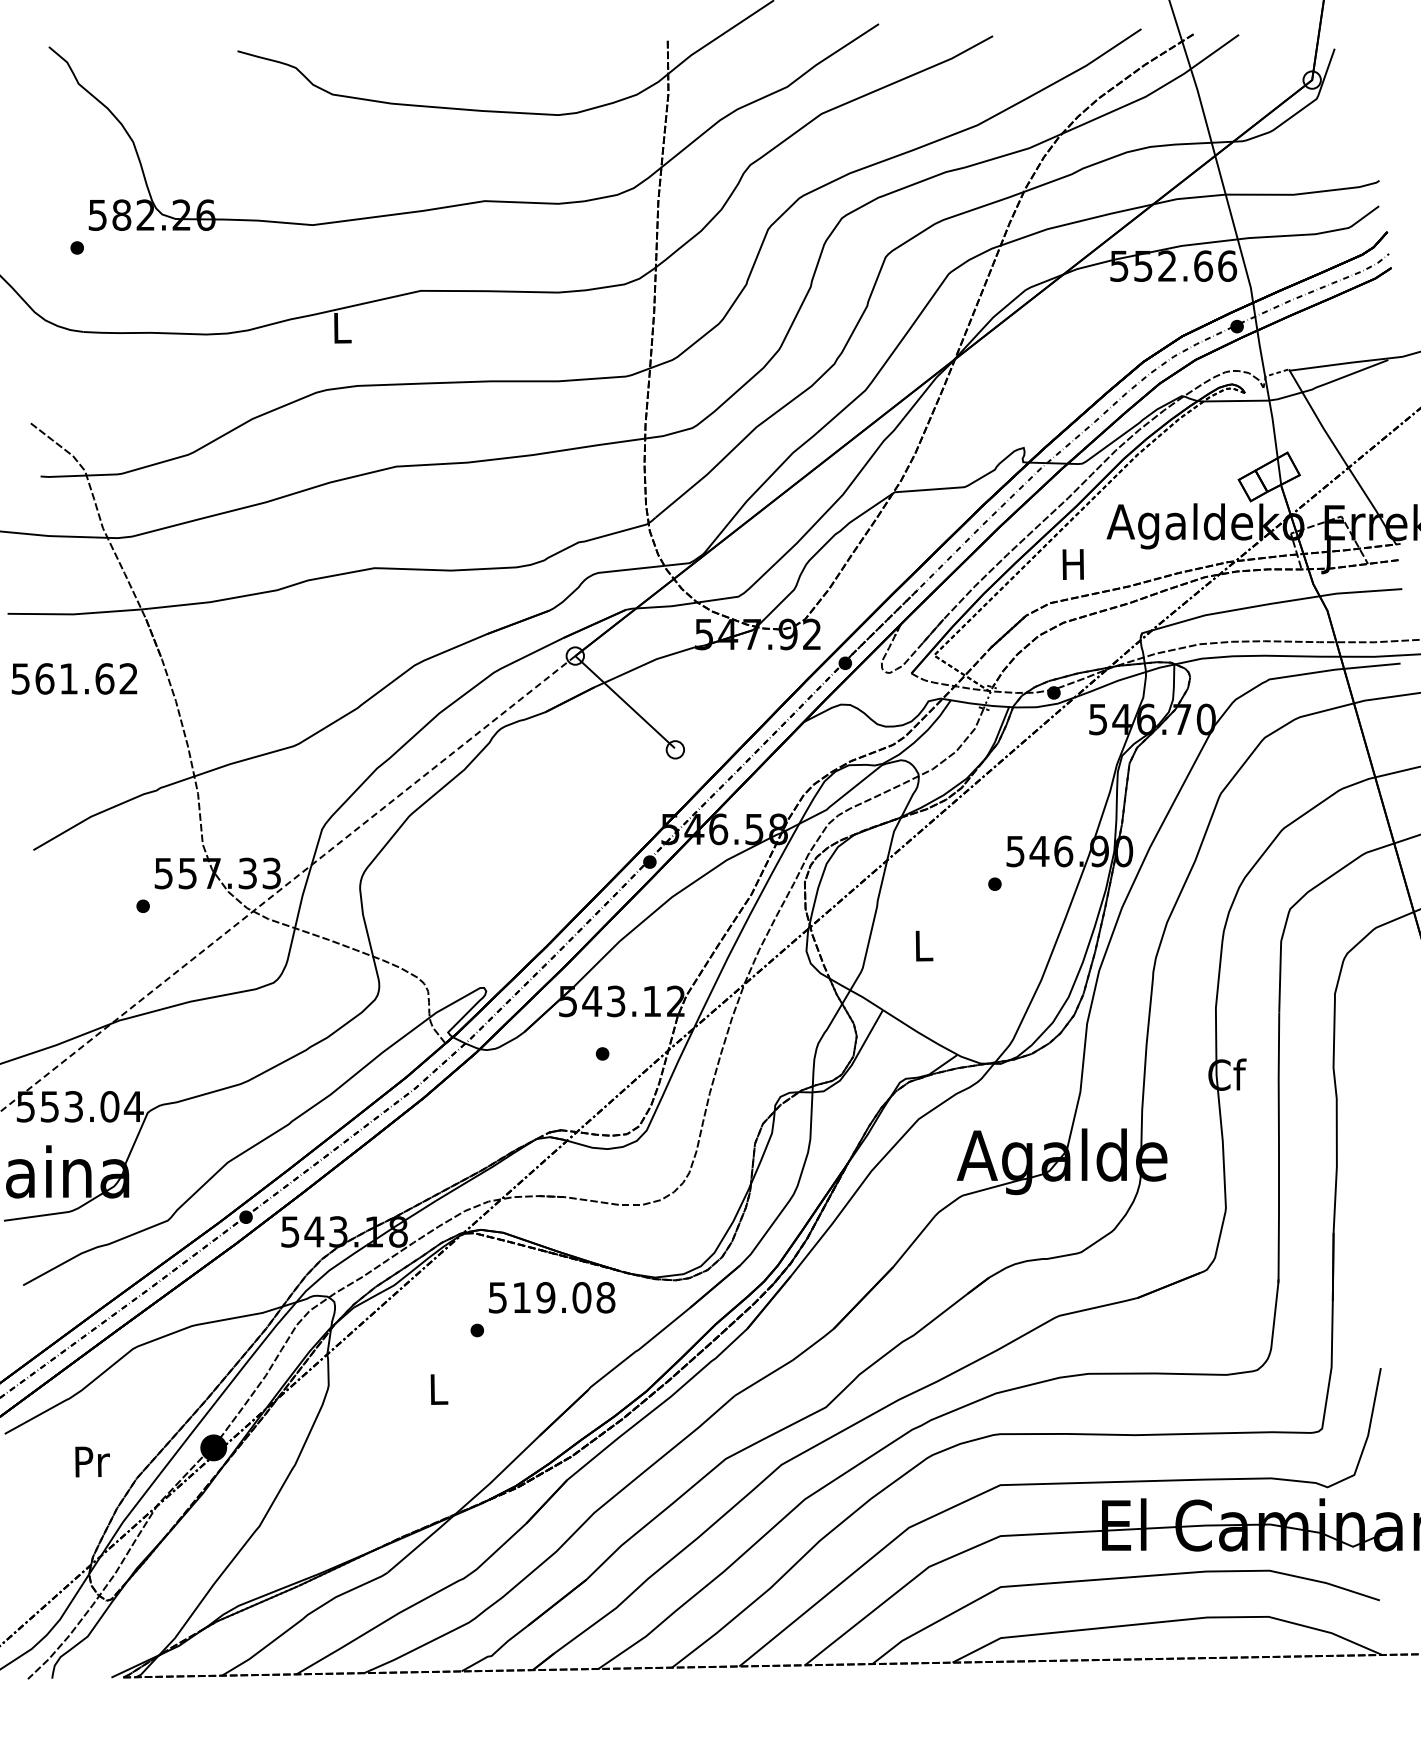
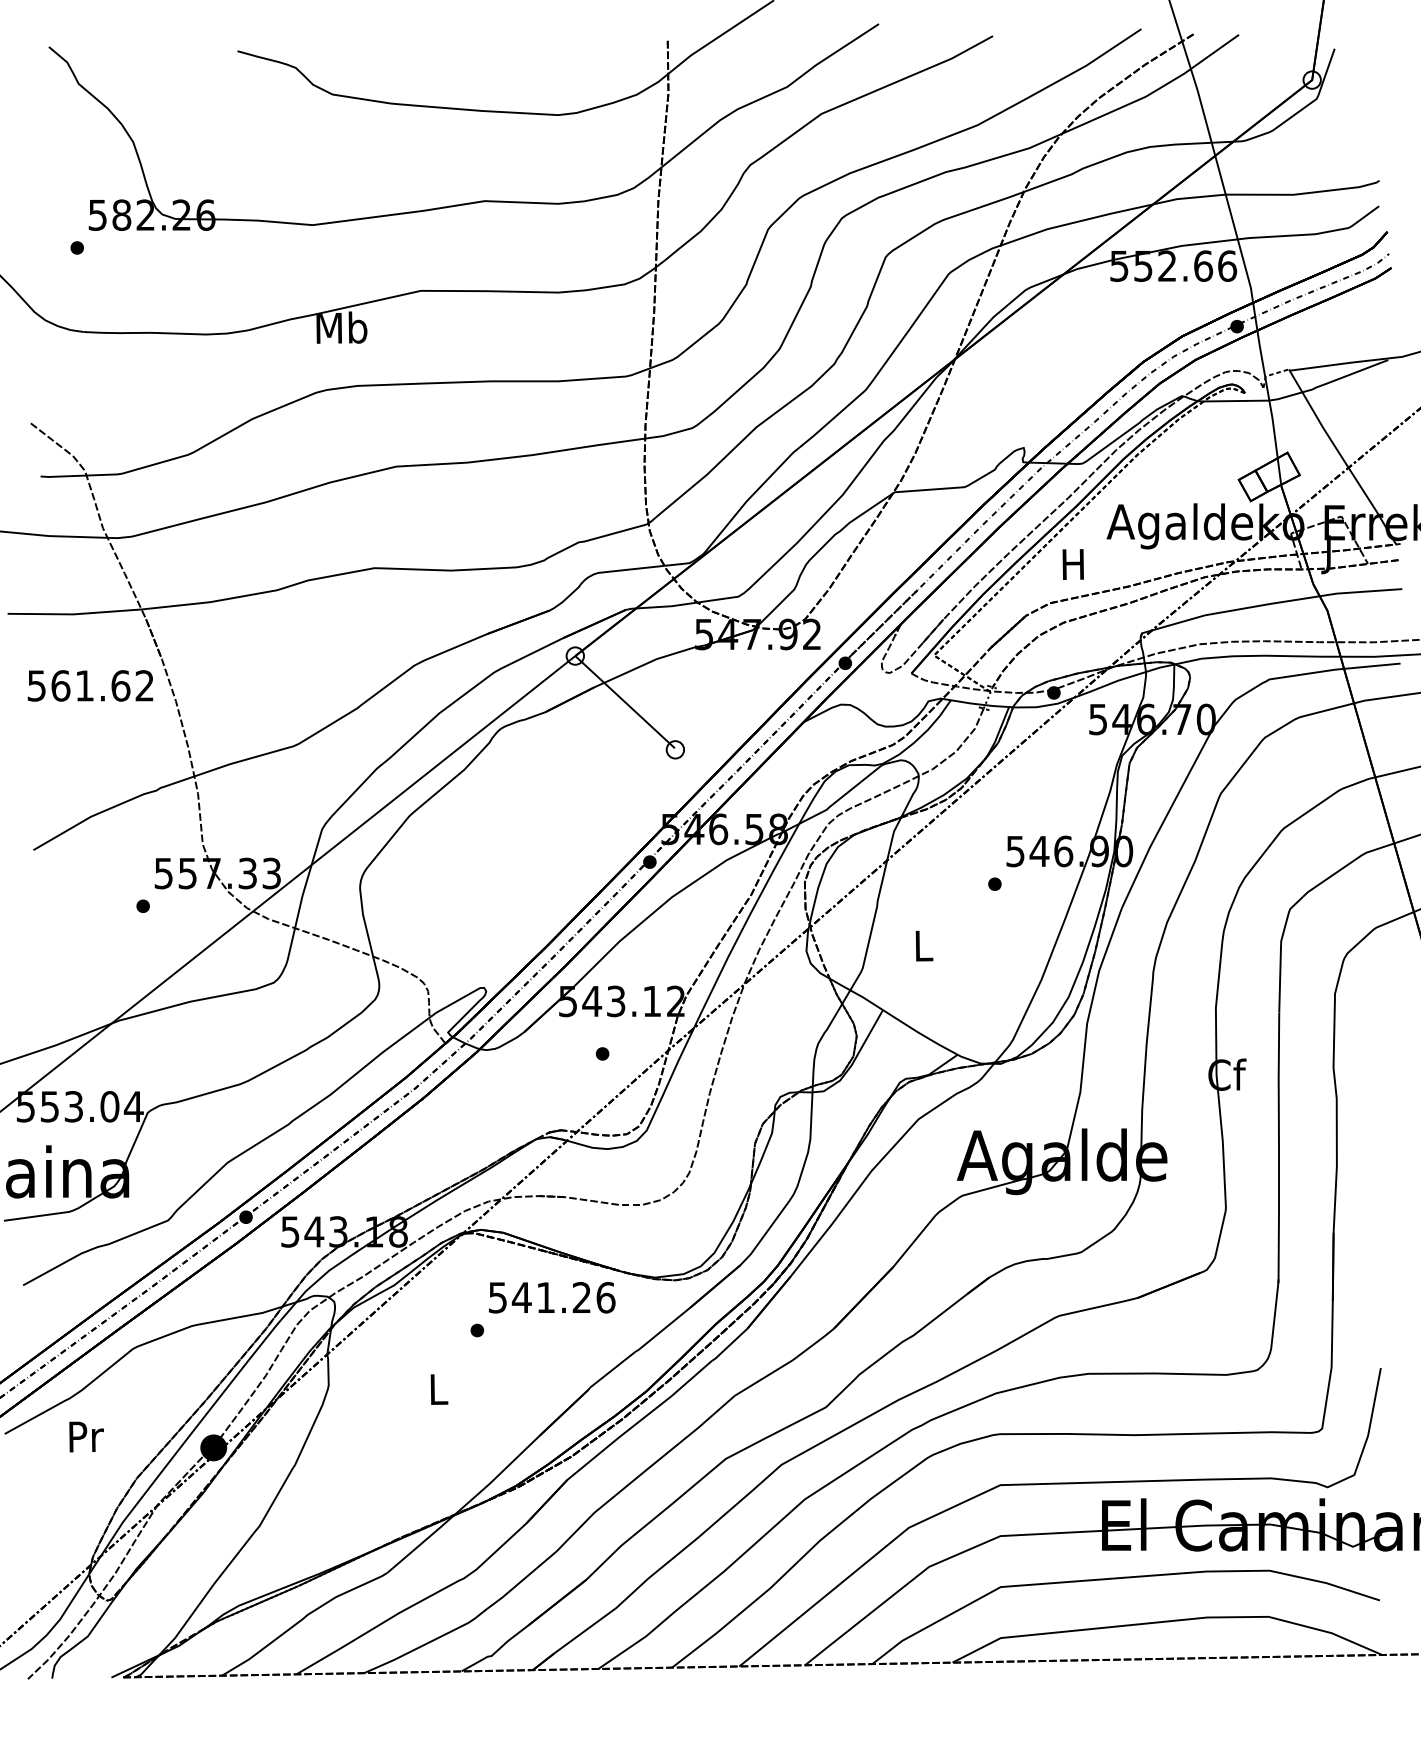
text: L -> Mb (341, 327)
text position: (74, 678) -> (90, 685) (90, 685)
line: dashed -> solid (287, 884)
text: 519.08 -> 541.26 (563, 1297)
text position: (92, 1461) -> (86, 1436) (86, 1436)
